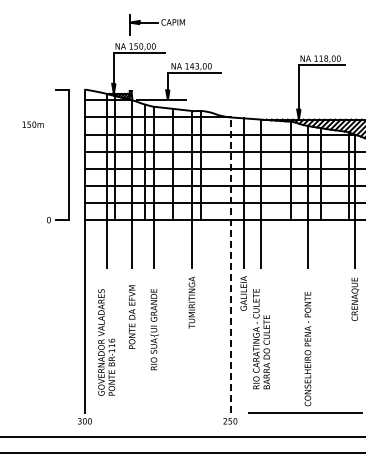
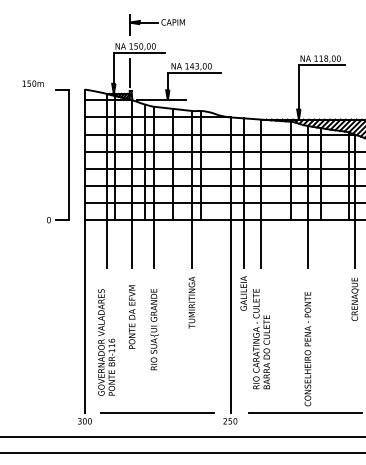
line: none -> present (129, 73)
text position: (32, 124) -> (32, 83) (32, 83)
line: dashed -> solid (230, 265)
line: none -> present (157, 412)
